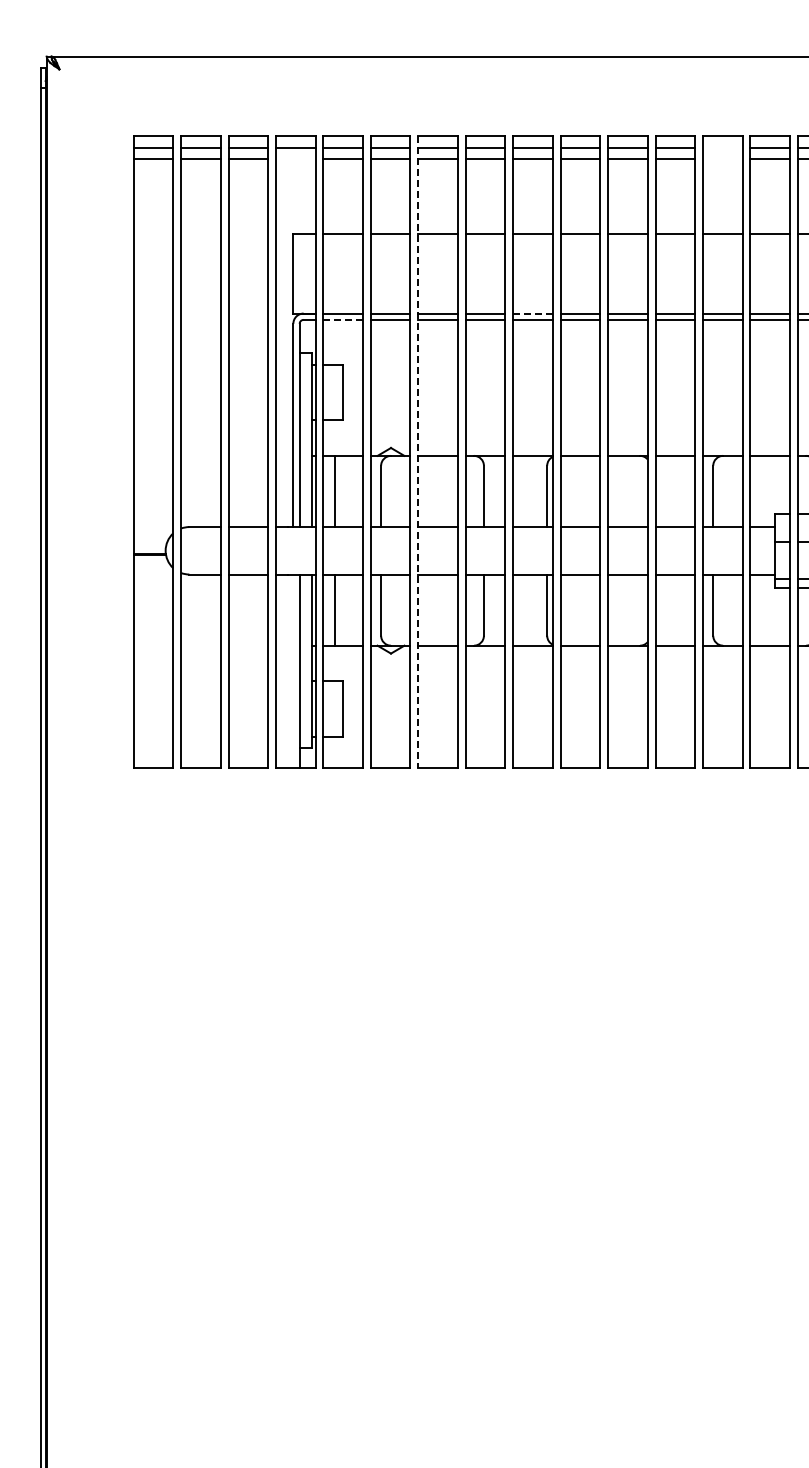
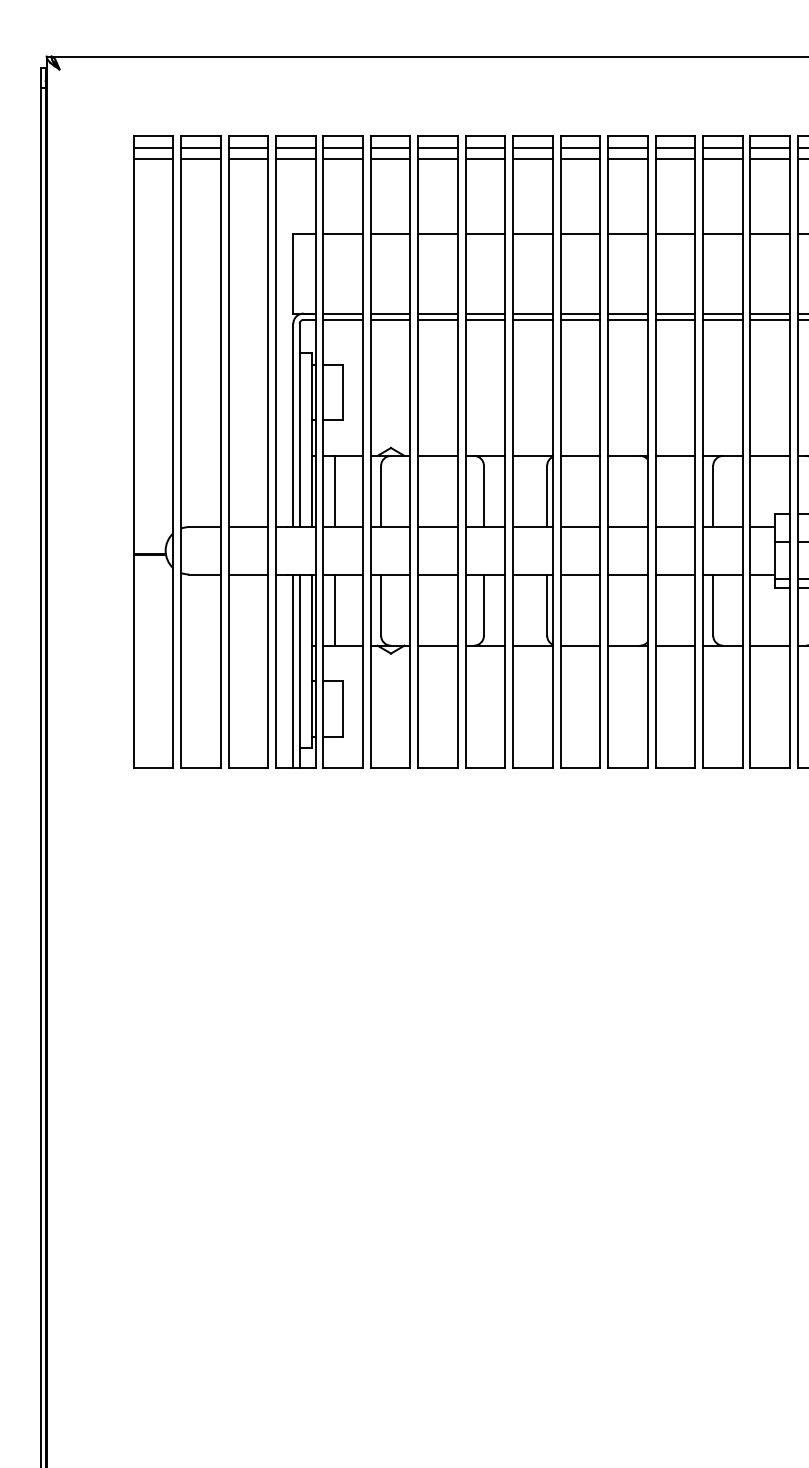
line: none -> present (722, 147)
line: none -> present (295, 159)
line: none -> present (722, 159)
line: dashed -> solid (532, 313)
line: dashed -> solid (343, 319)
line: dashed -> solid (418, 452)
line: none -> present (293, 671)
